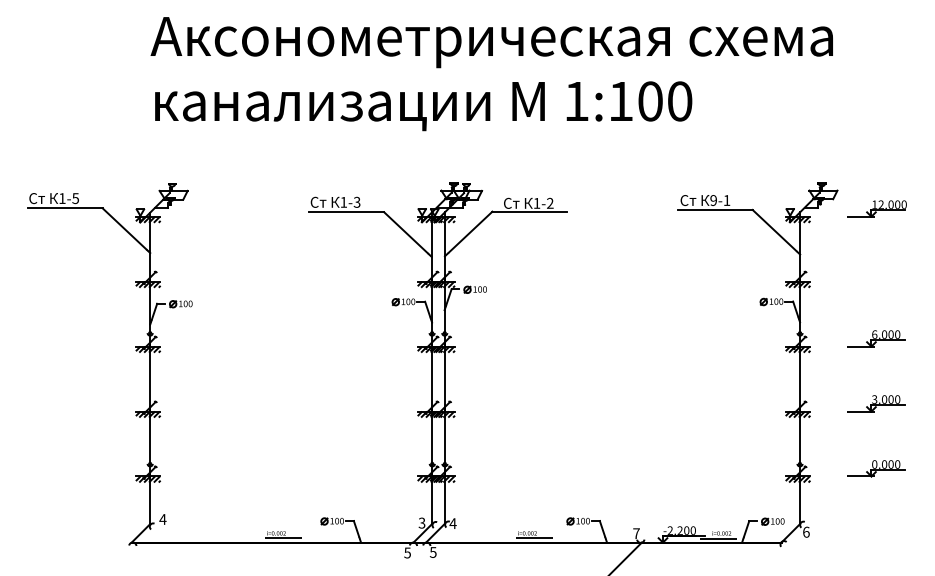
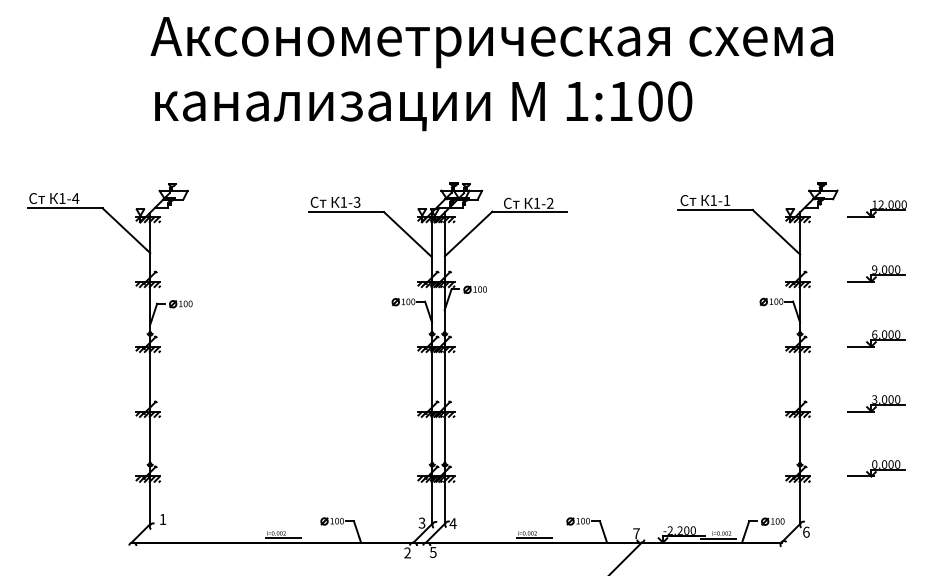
text: 1-5 -> 1-4 (75, 198)
text: 9-1 -> 1-1 (713, 200)
part: none -> present (876, 273)
text: 4 -> 1 (162, 519)
text: 5 -> 2 (407, 552)
